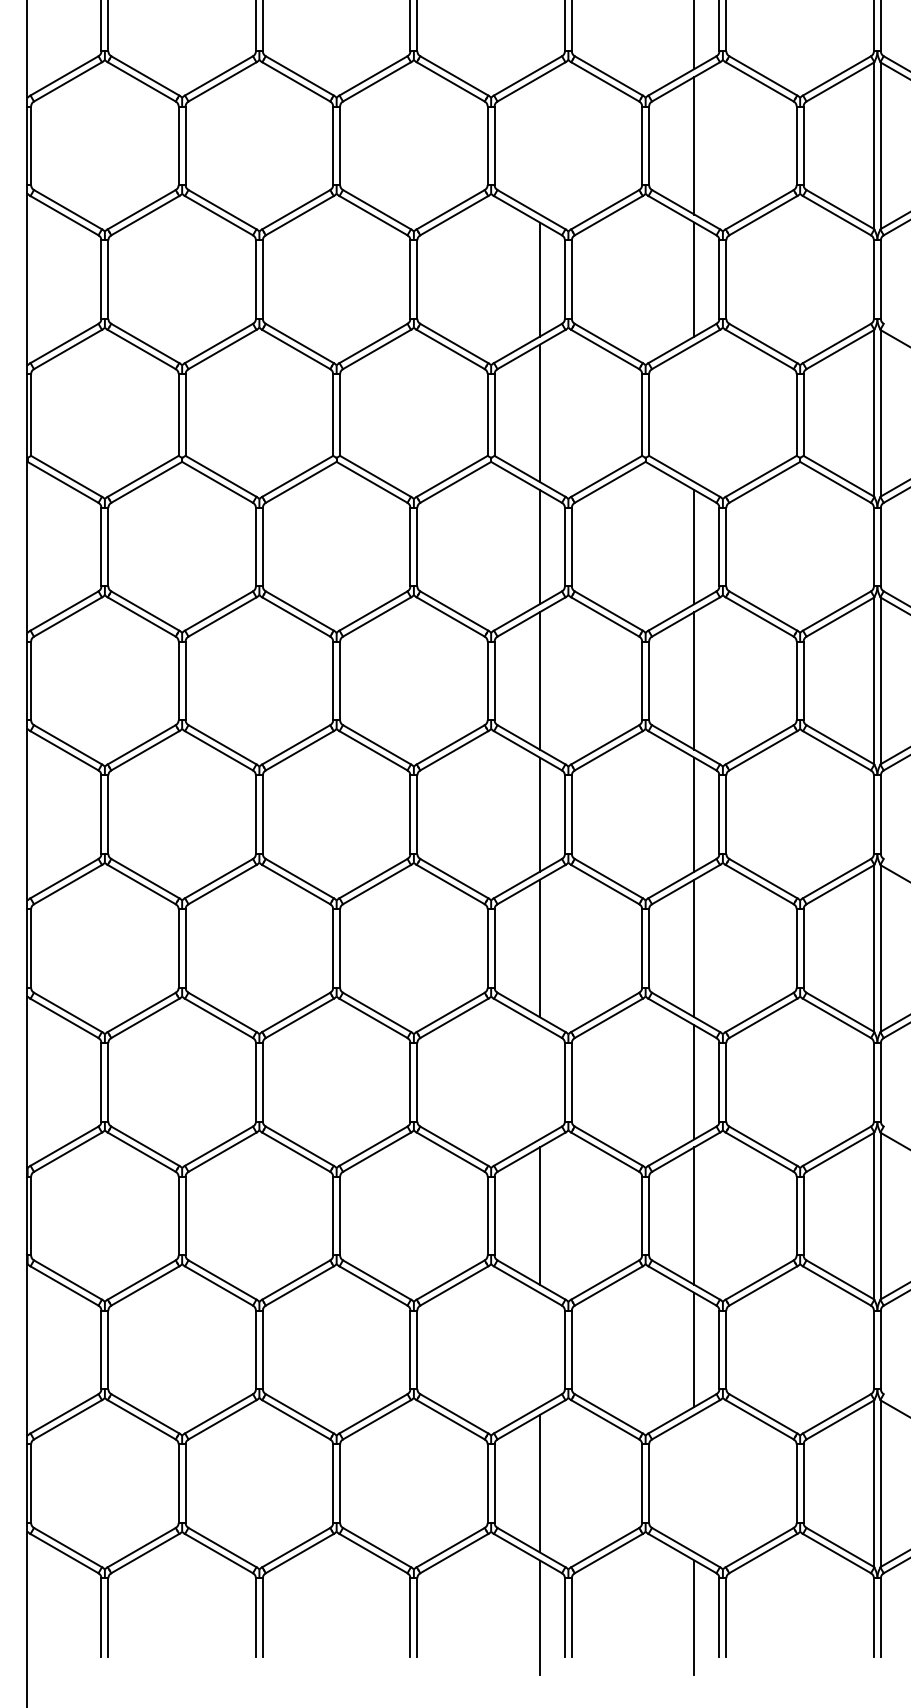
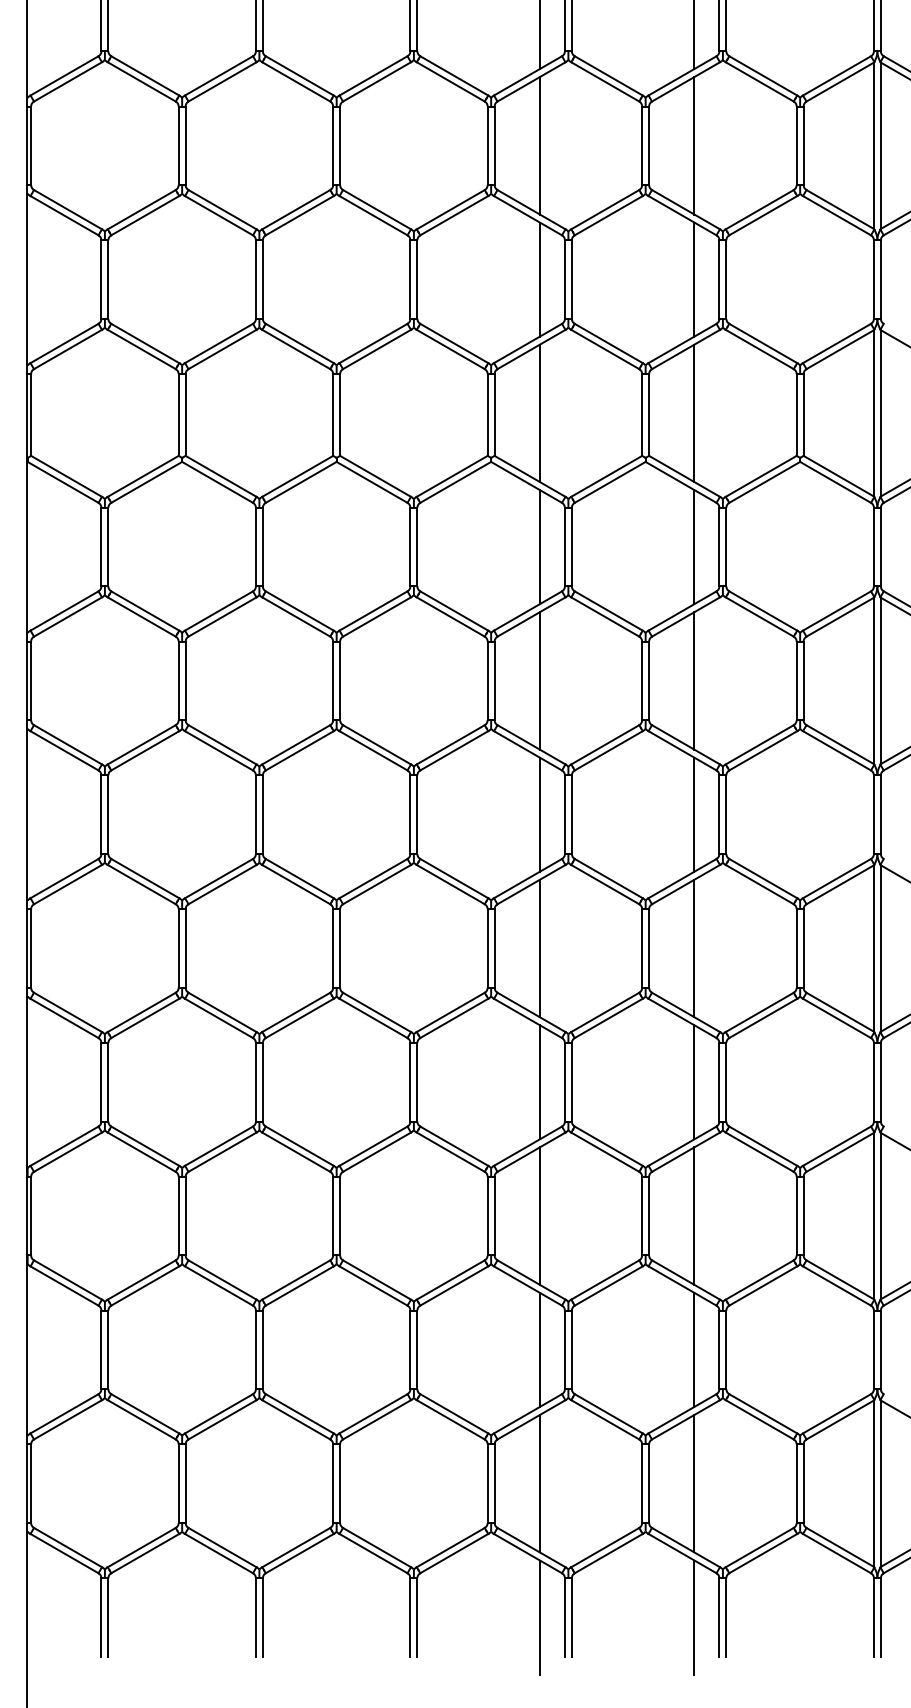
line: none -> present (539, 35)
line: none -> present (539, 145)
line: none -> present (694, 413)
line: none -> present (539, 1082)
line: none -> present (539, 1349)
line: none -> present (694, 1483)
